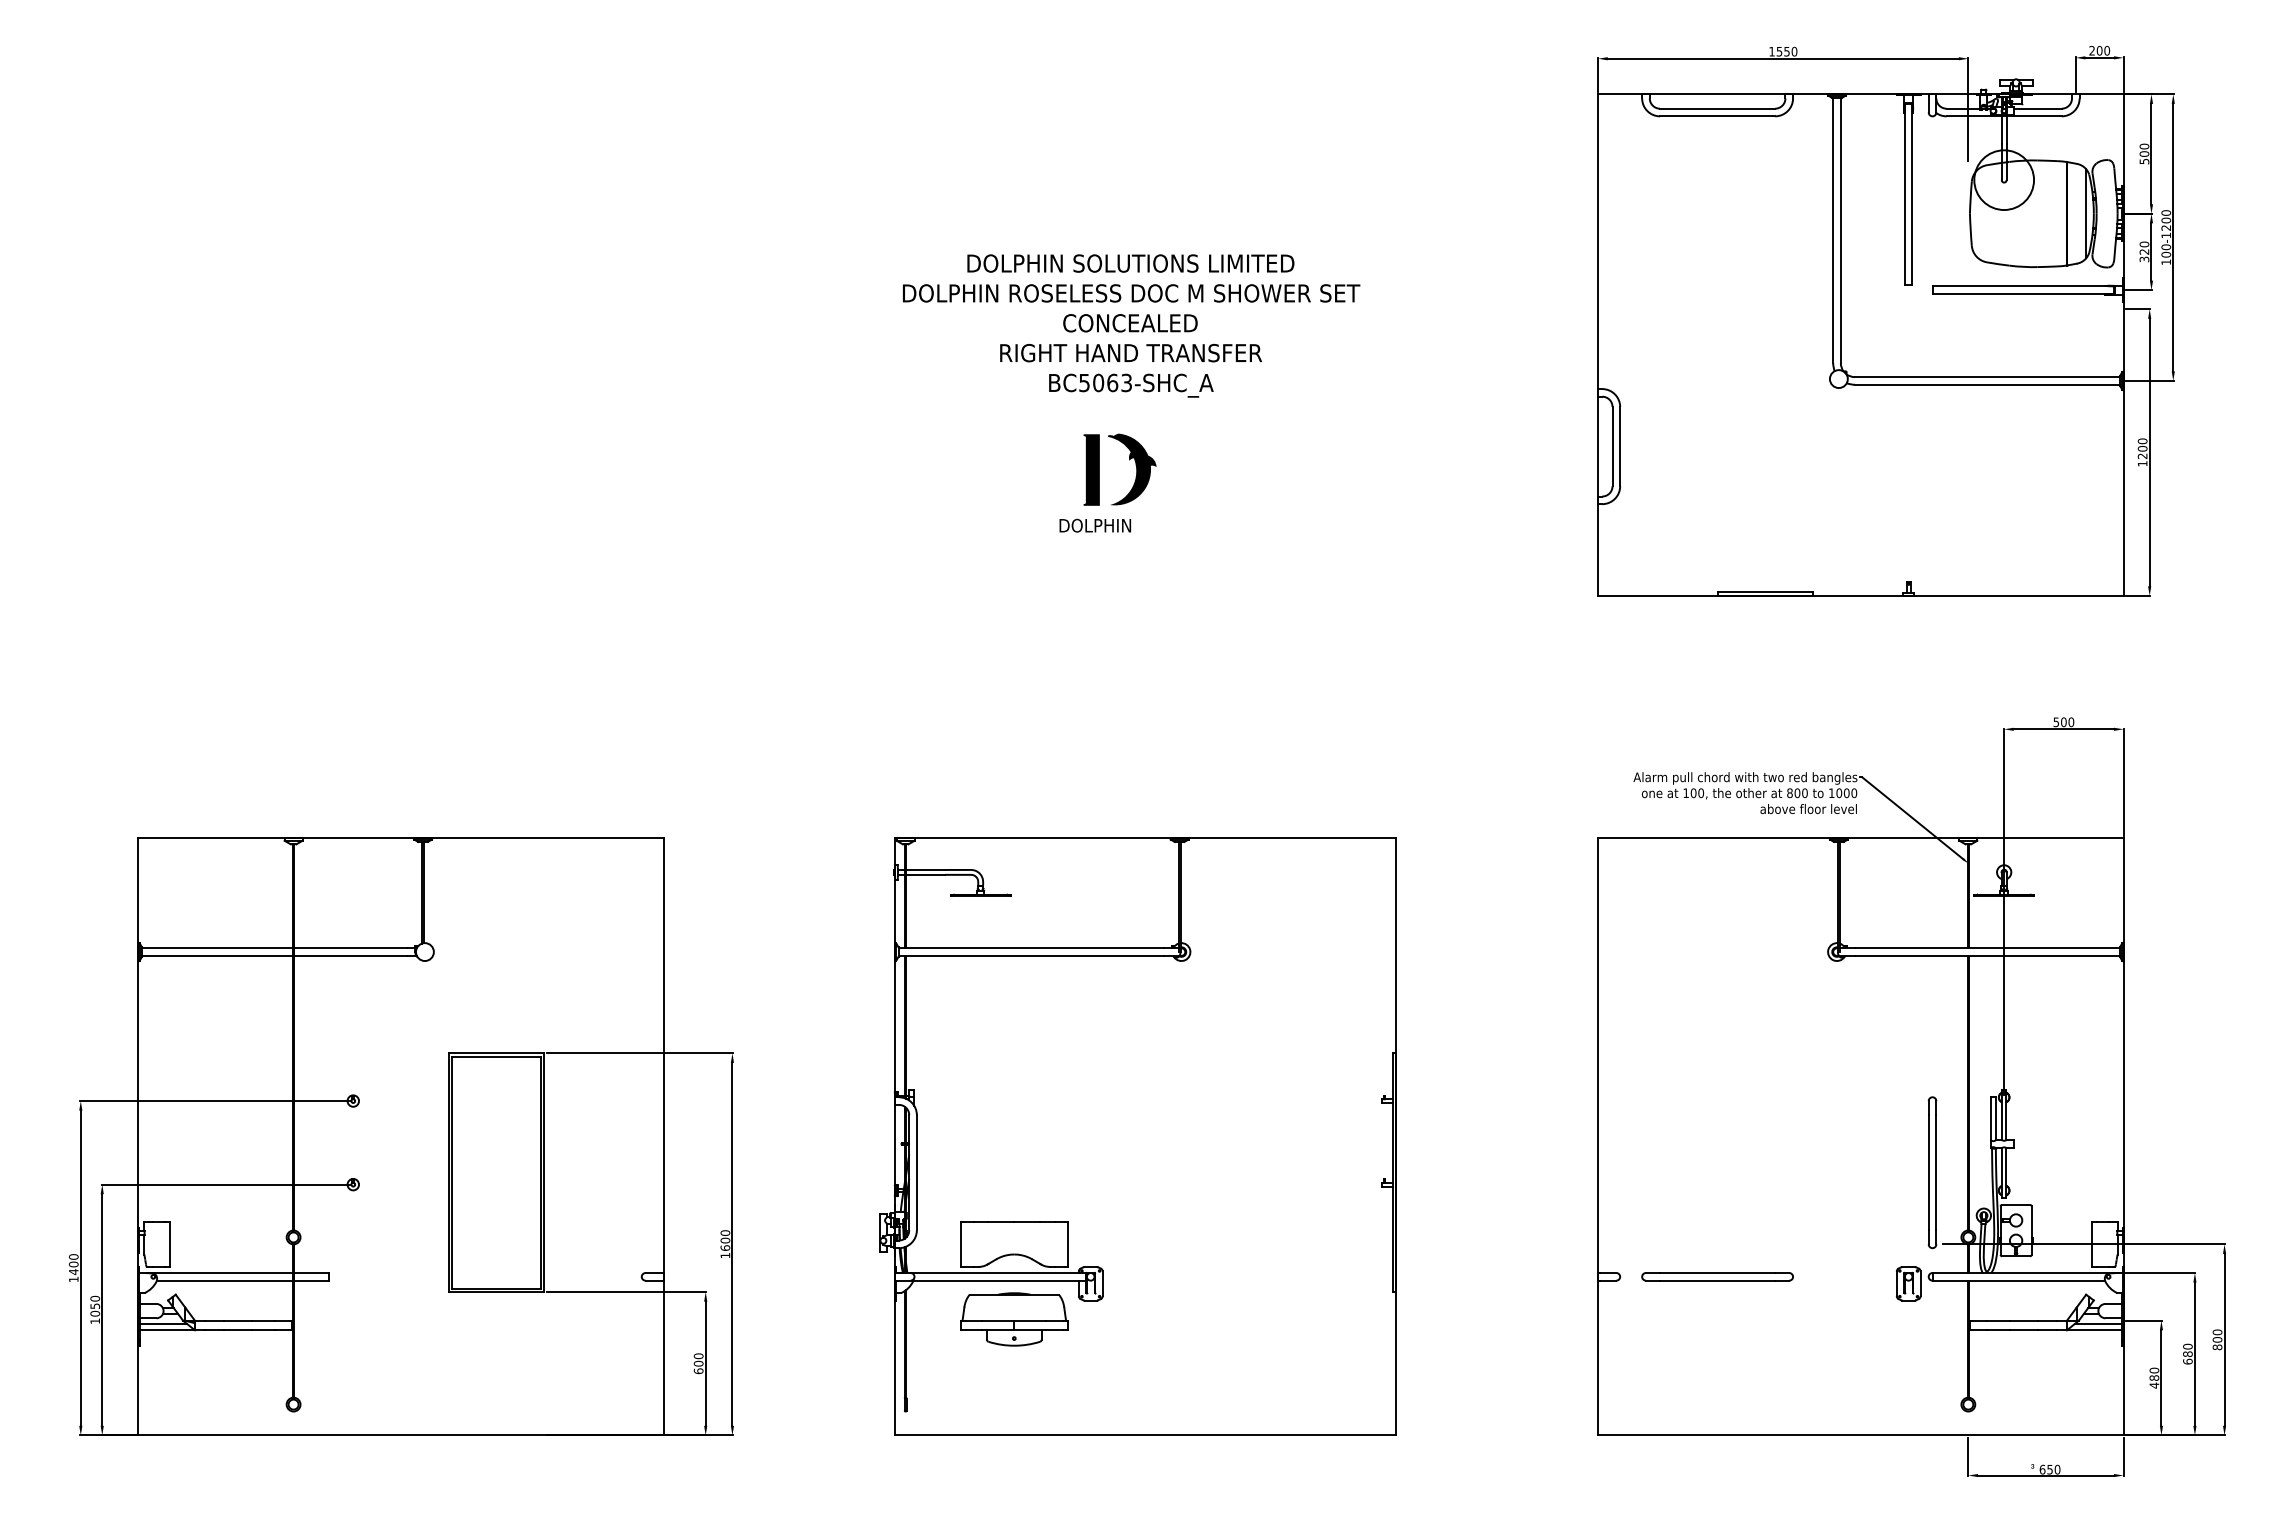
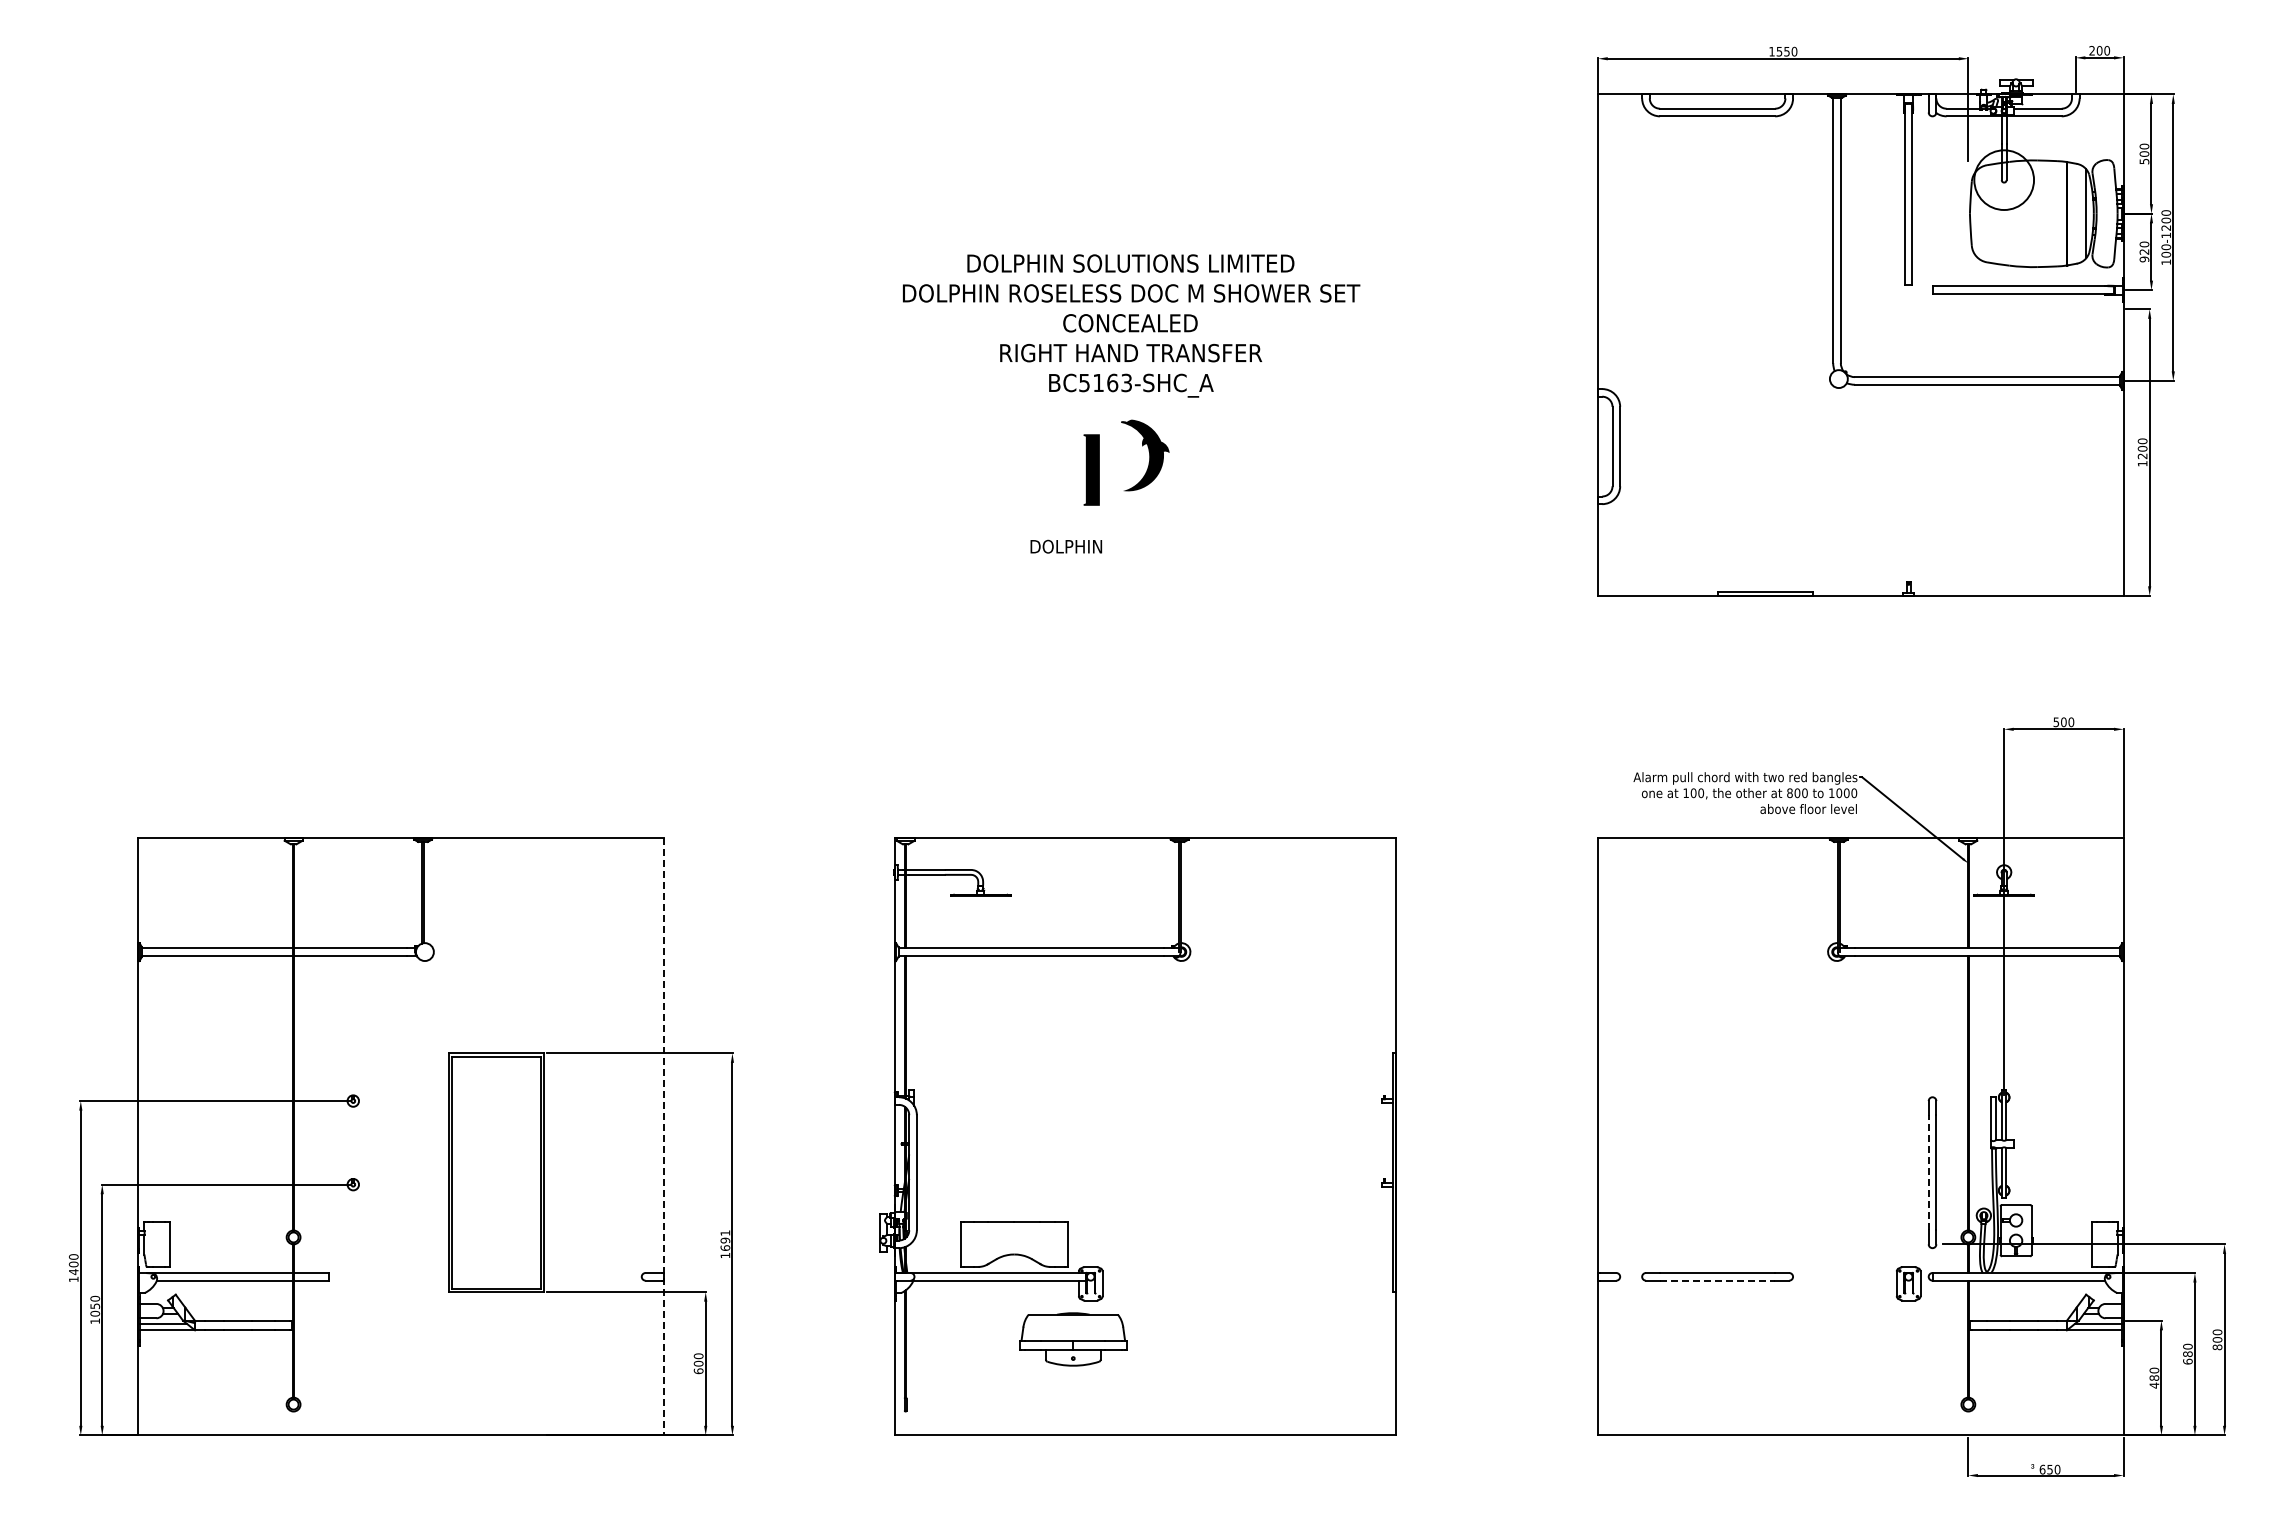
text: 320 -> 920 (2144, 259)
text: BC5063-SHC_A -> BC5163-SHC_A (1098, 382)
part position: (1132, 469) -> (1145, 455) (1145, 455)
text position: (1095, 525) -> (1066, 546) (1066, 546)
line: solid -> dashed (663, 1136)
line: solid -> dashed (1928, 1172)
text: 1600 -> 1691 (725, 1236)
line: solid -> dashed (1717, 1280)
part position: (1014, 1319) -> (1073, 1339) (1073, 1339)
